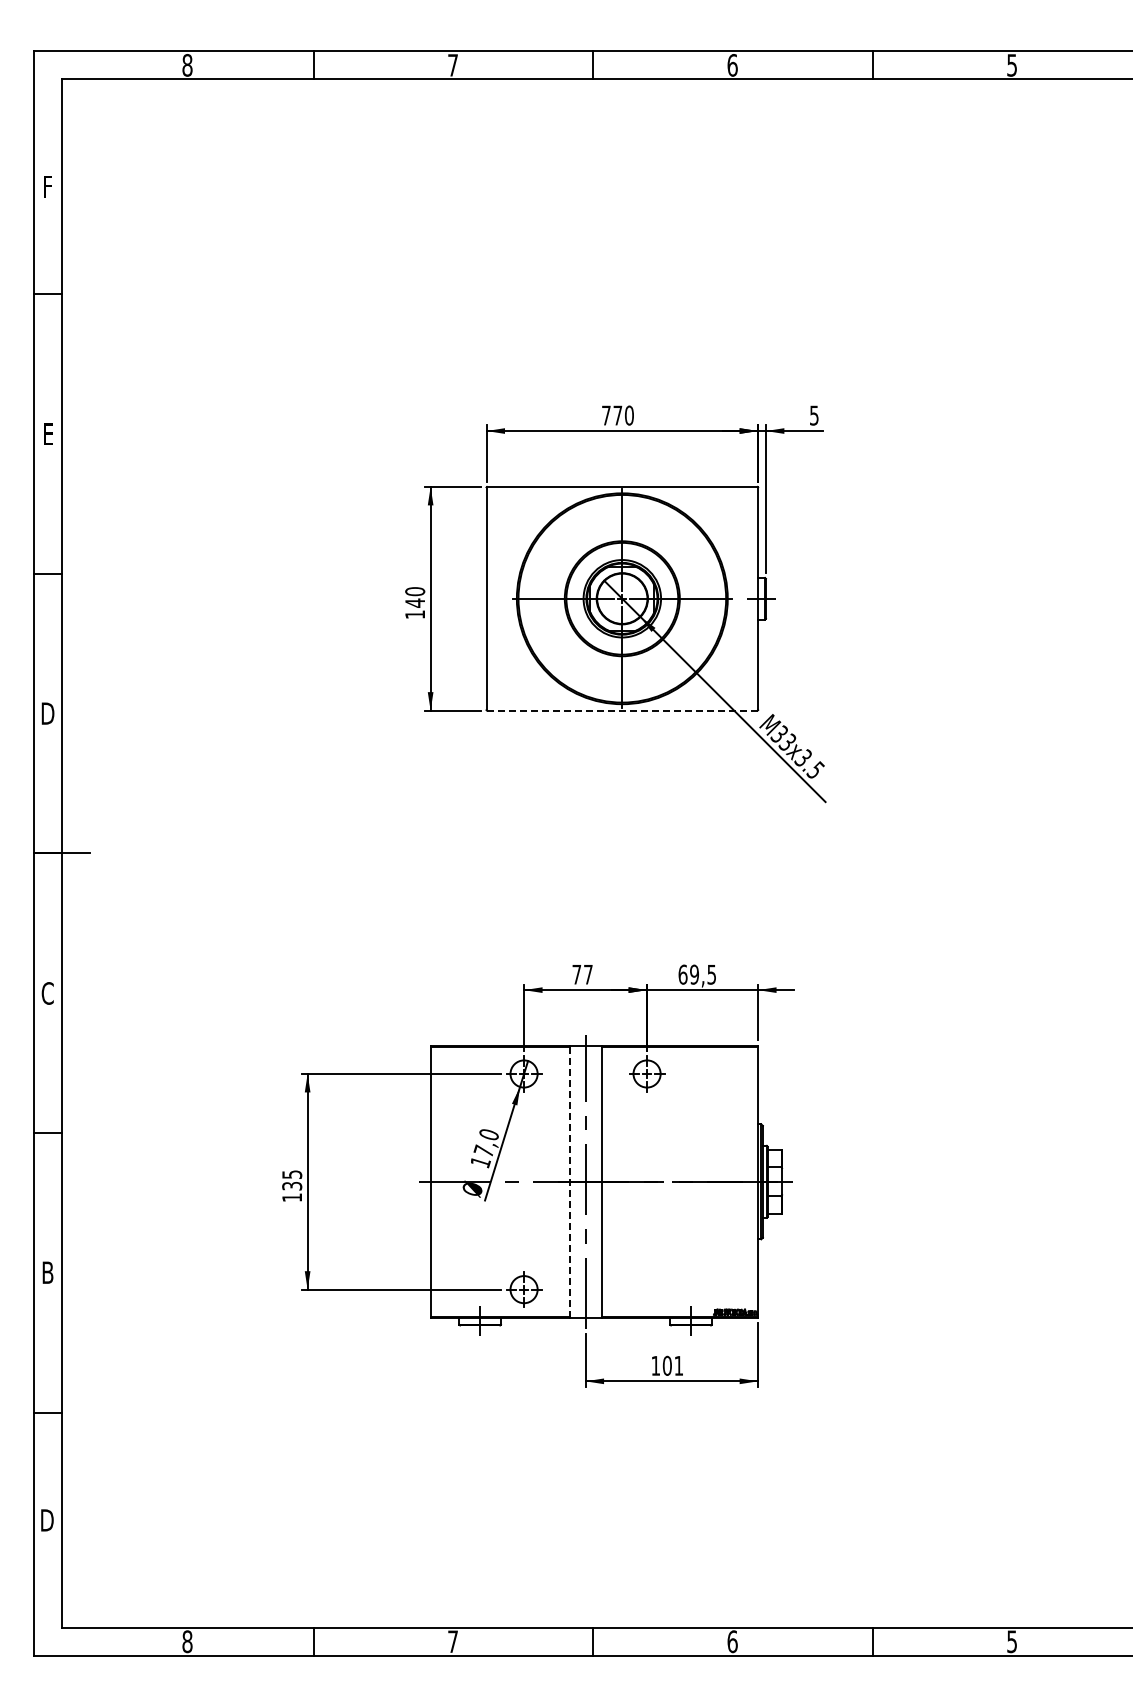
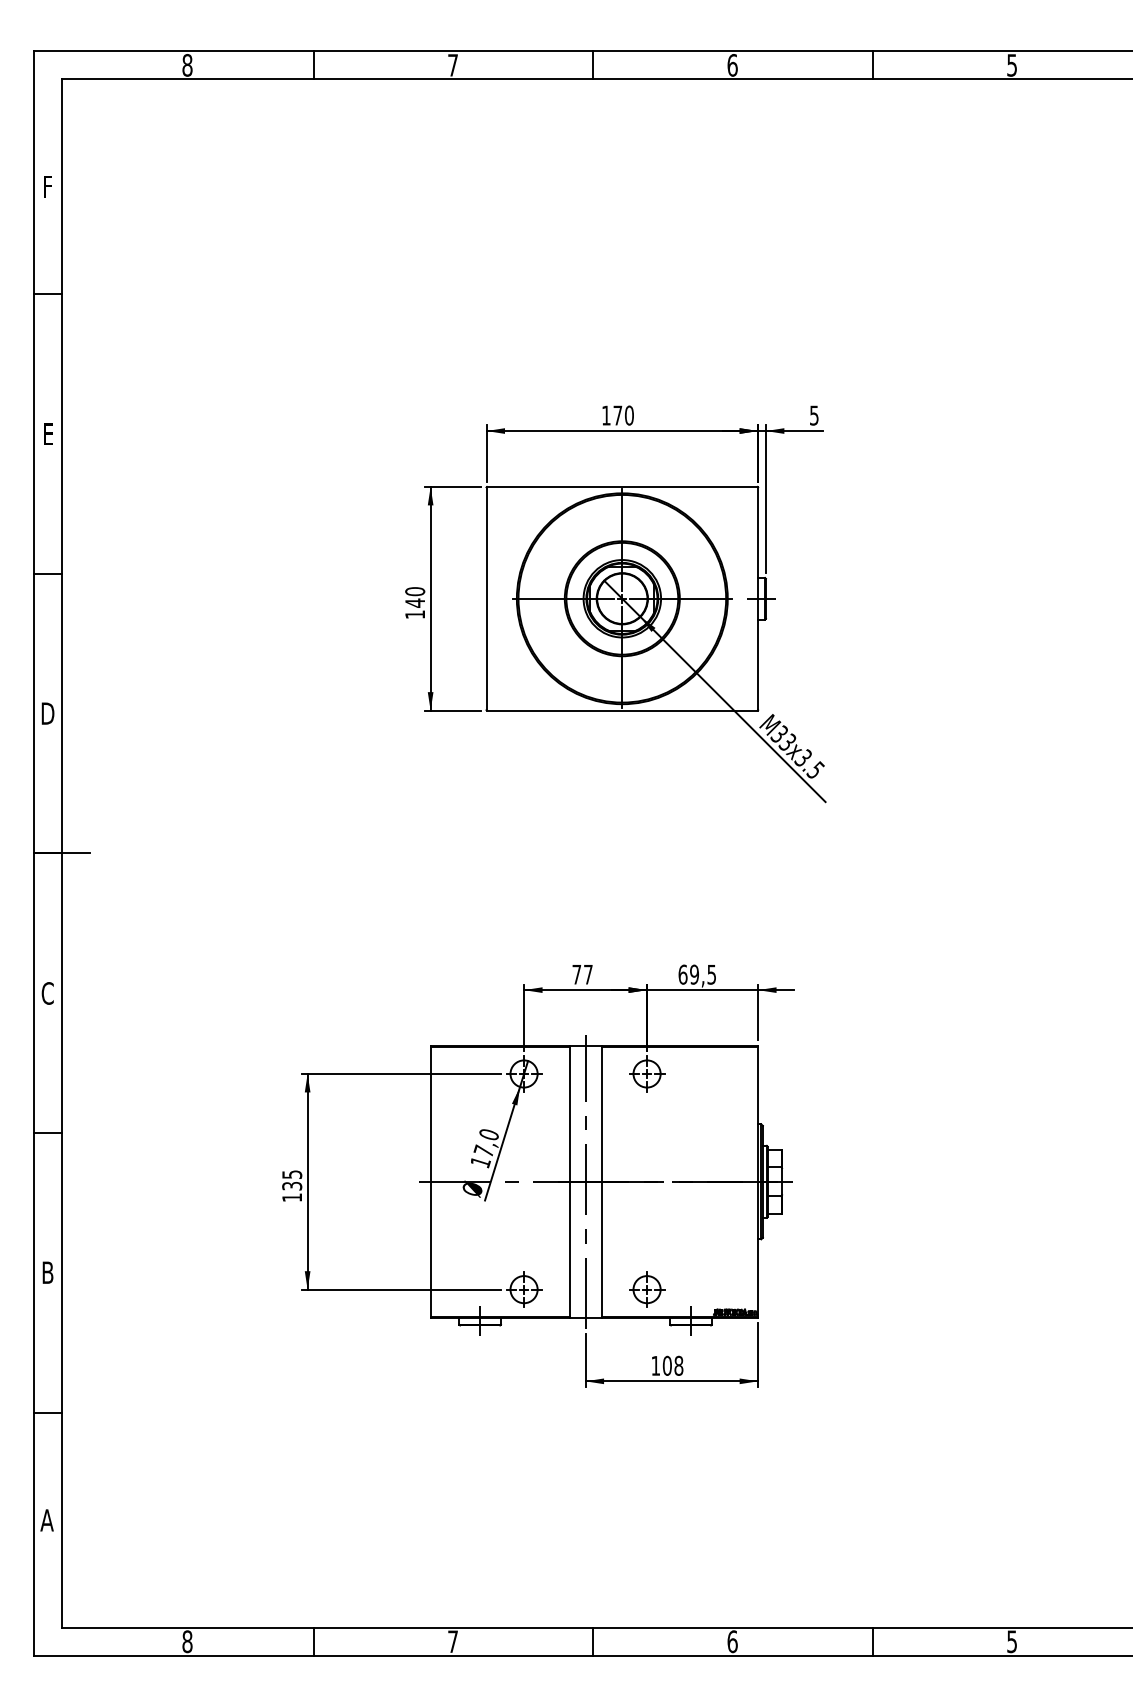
text: 770 -> 170 (606, 415)
line: dashed -> solid (621, 710)
line: dashed -> solid (569, 1182)
part: none -> present (647, 1289)
text: 101 -> 108 (678, 1365)
text: D -> A (46, 1520)
